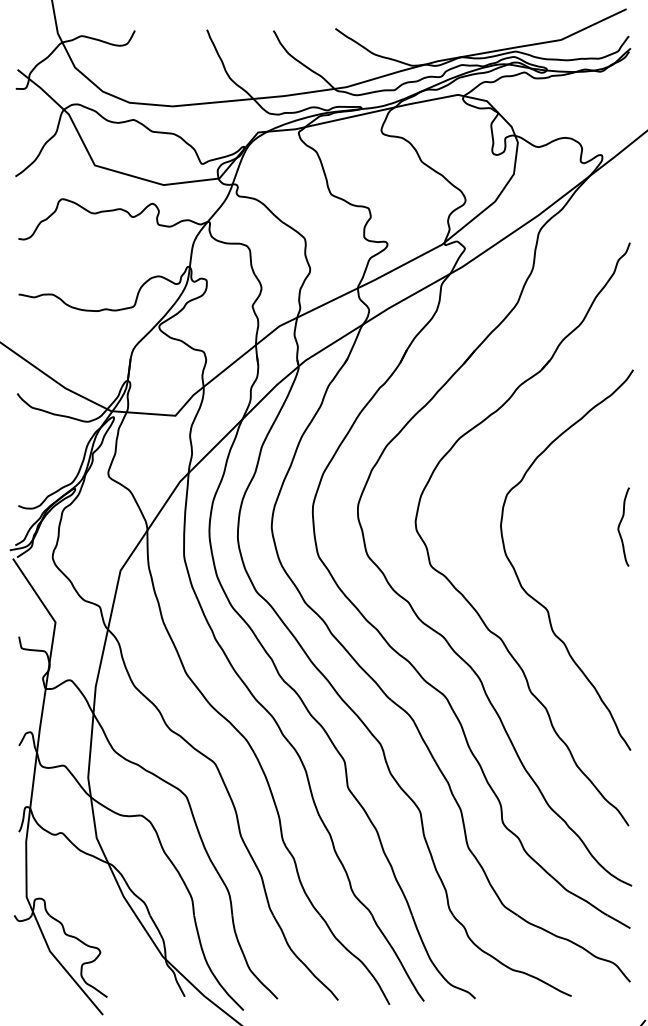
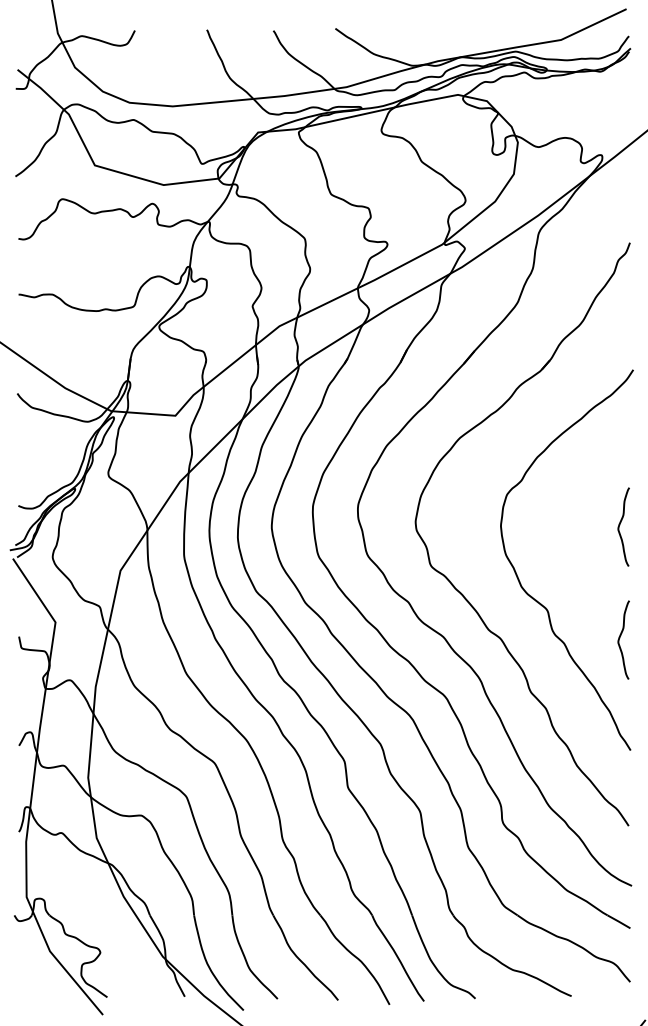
curve: none -> present (620, 638)
